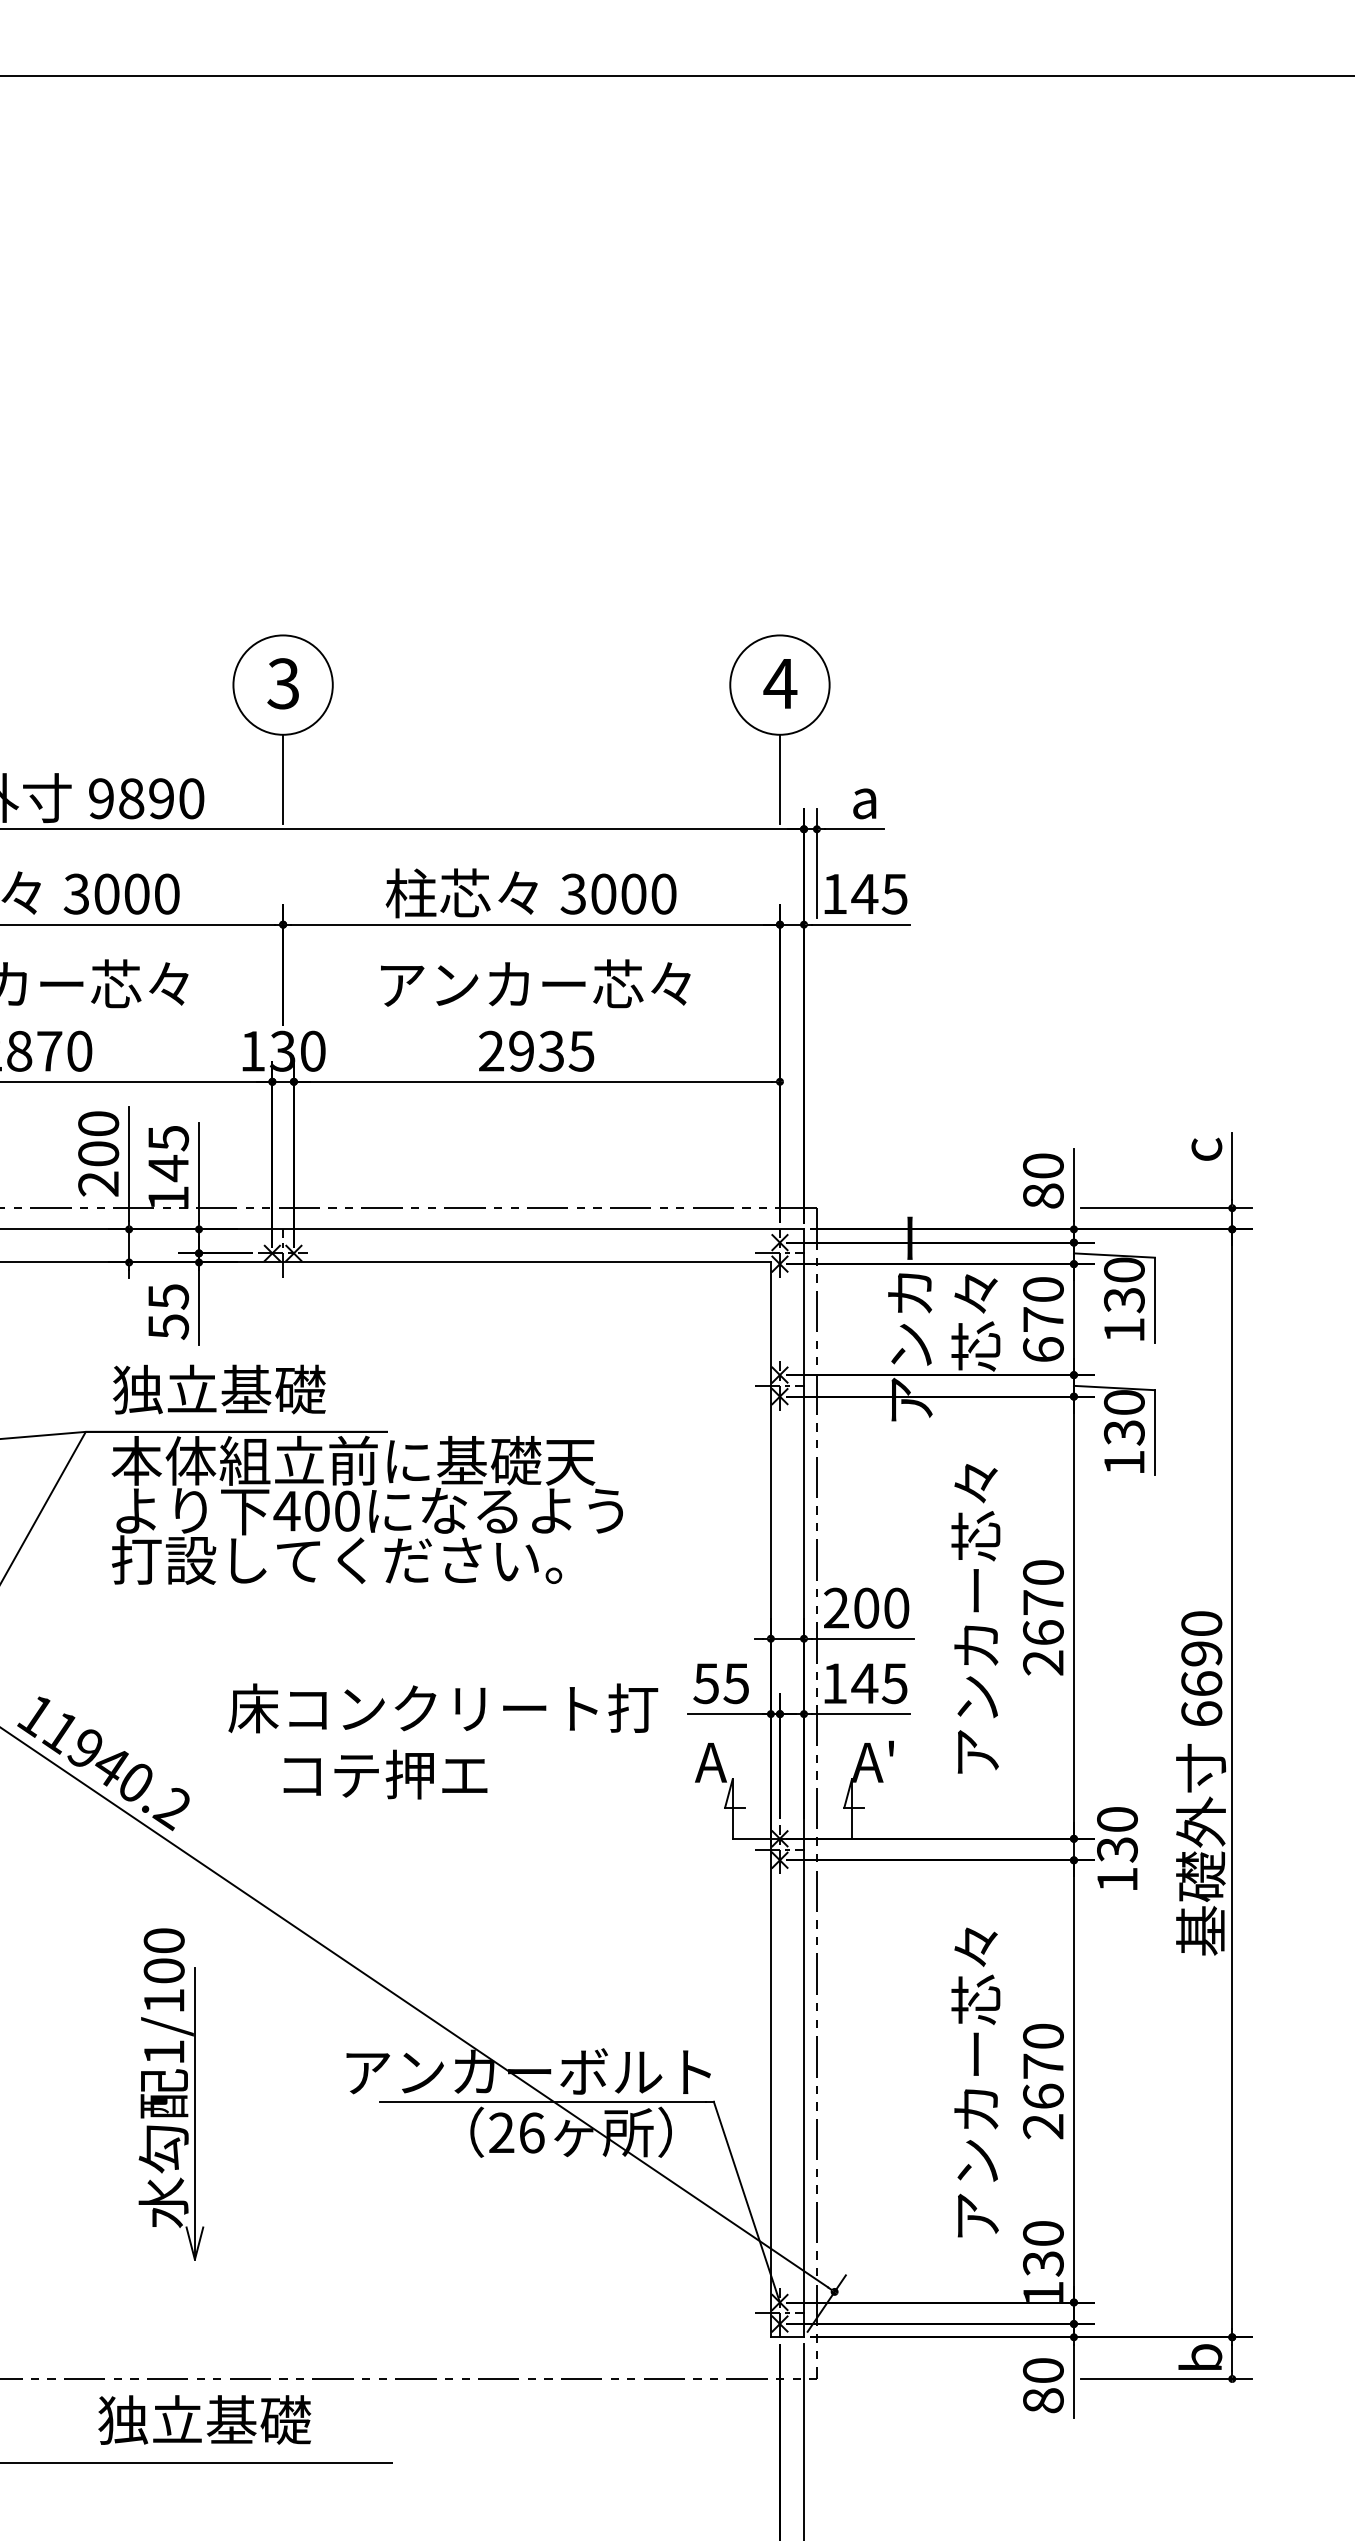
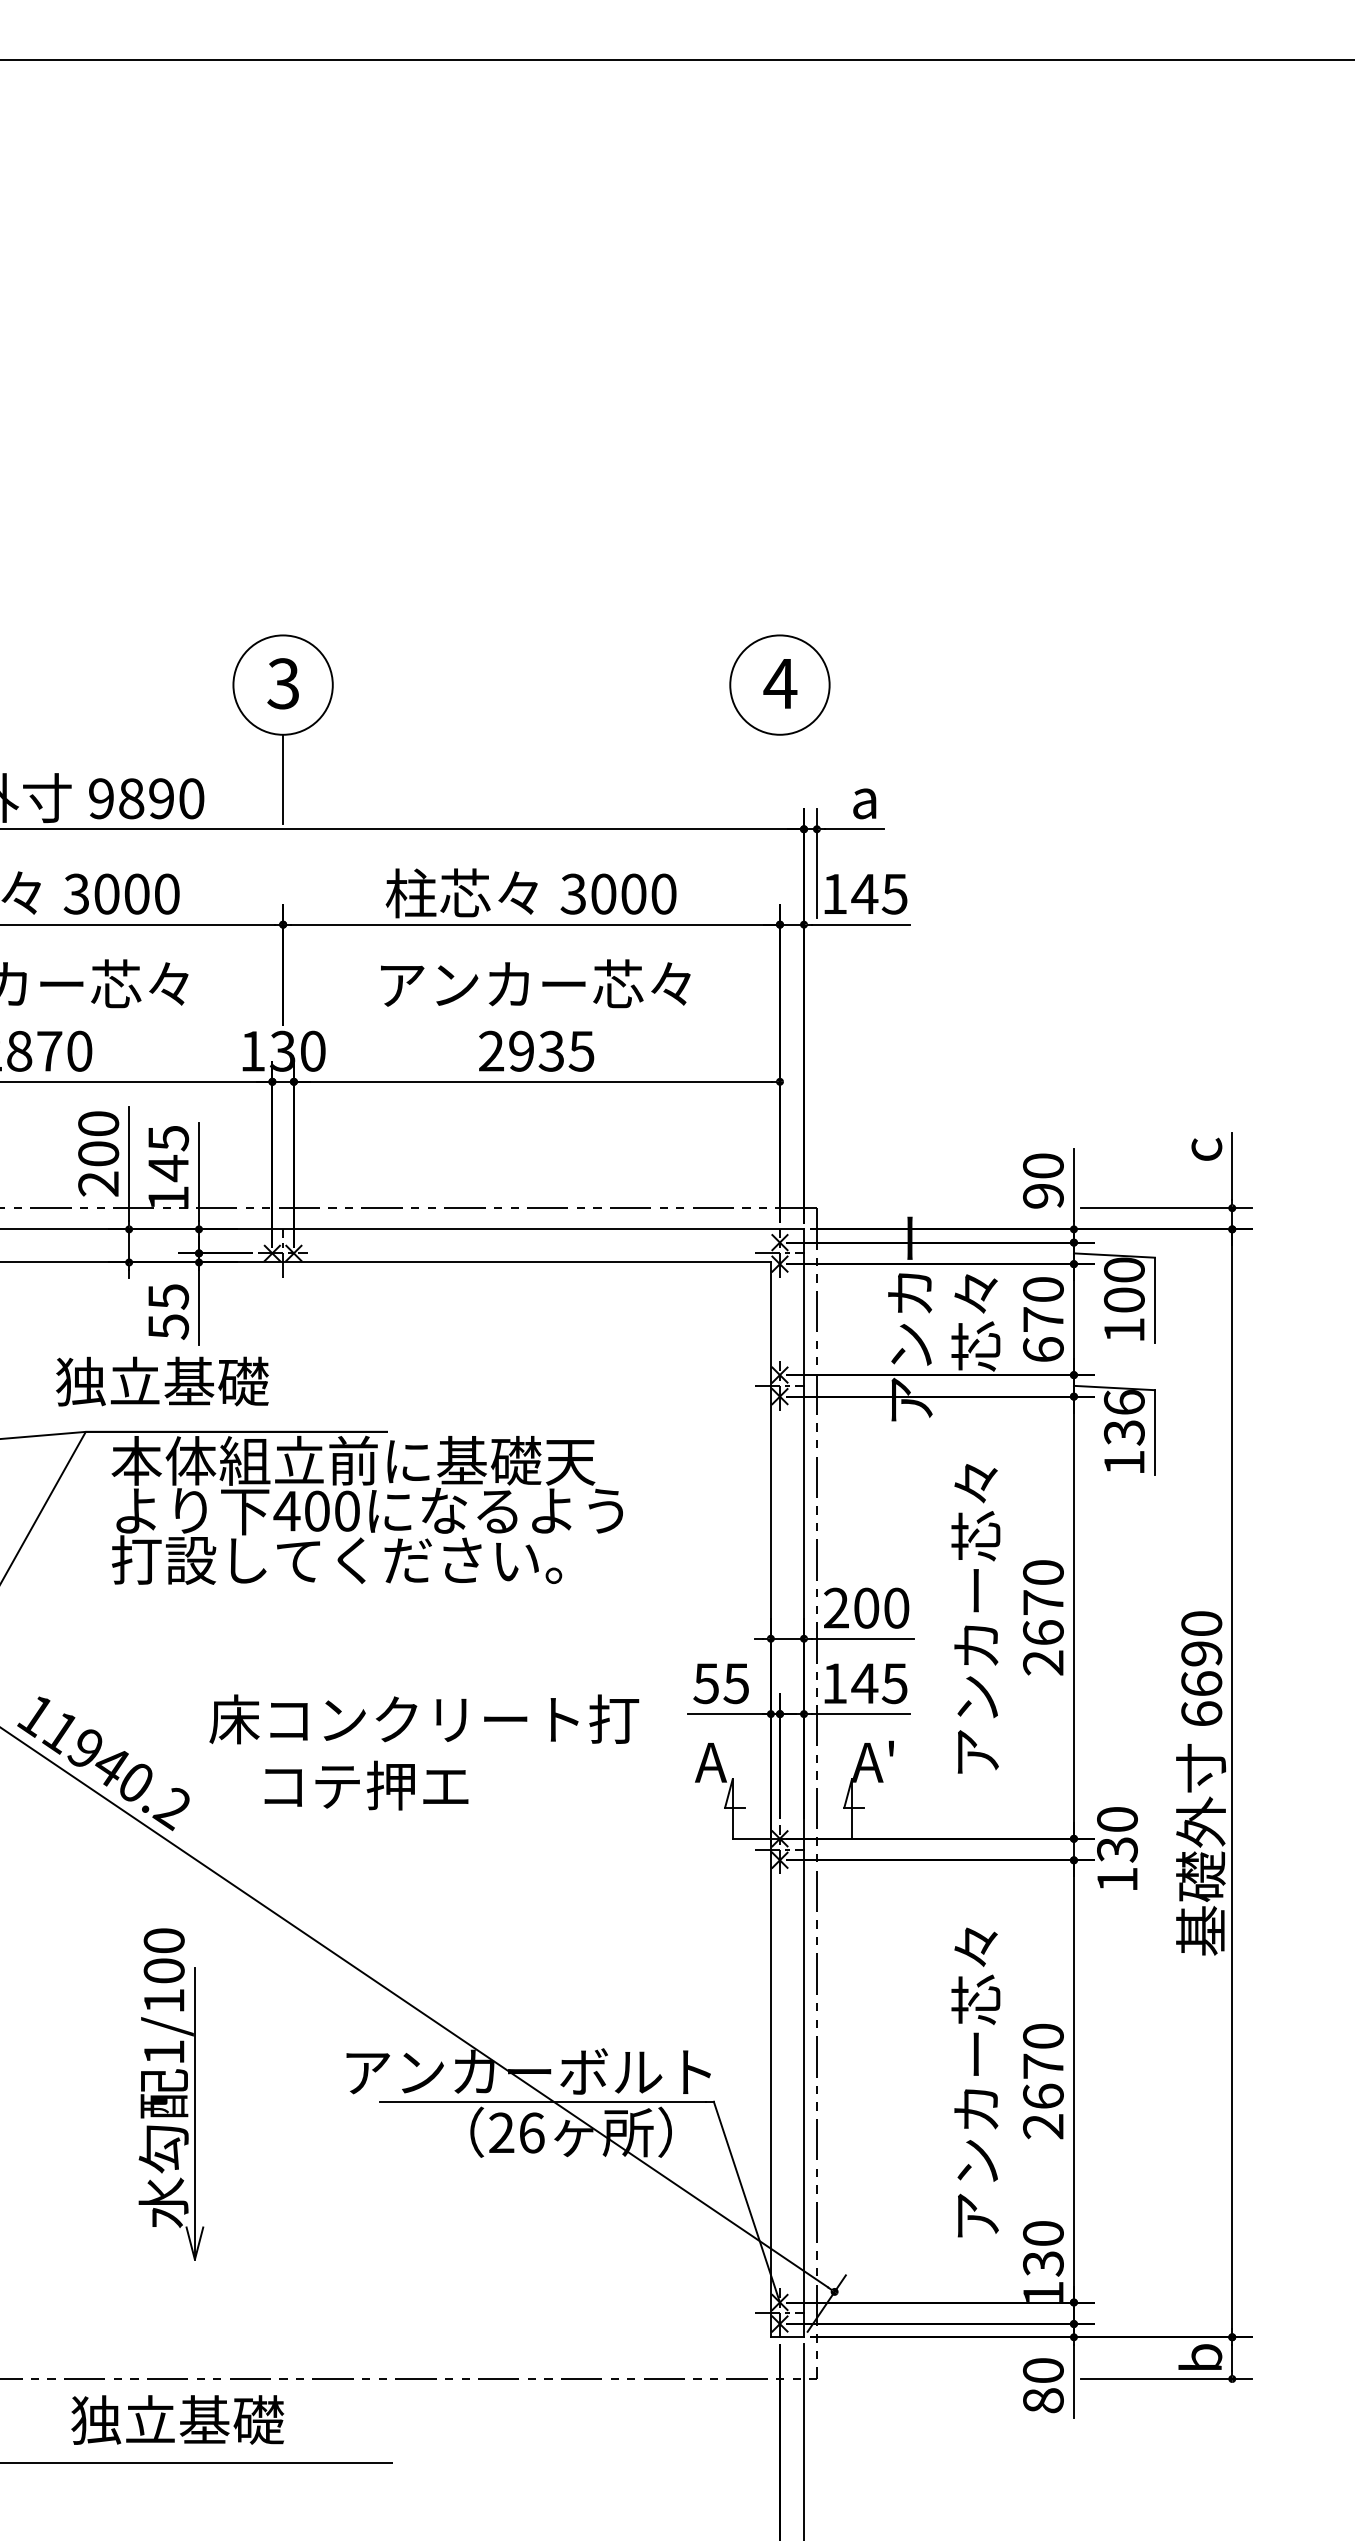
line position: (676, 76) -> (676, 60) (676, 60)
line: present -> none (779, 779)
text: 80 -> 90 (1043, 1195)
text: 130 -> 100 (1124, 1300)
text position: (219, 1389) -> (162, 1381) (162, 1381)
text: 130 -> 136 (1123, 1402)
text position: (443, 1741) -> (424, 1752) (424, 1752)
text position: (204, 2419) -> (177, 2419) (177, 2419)
